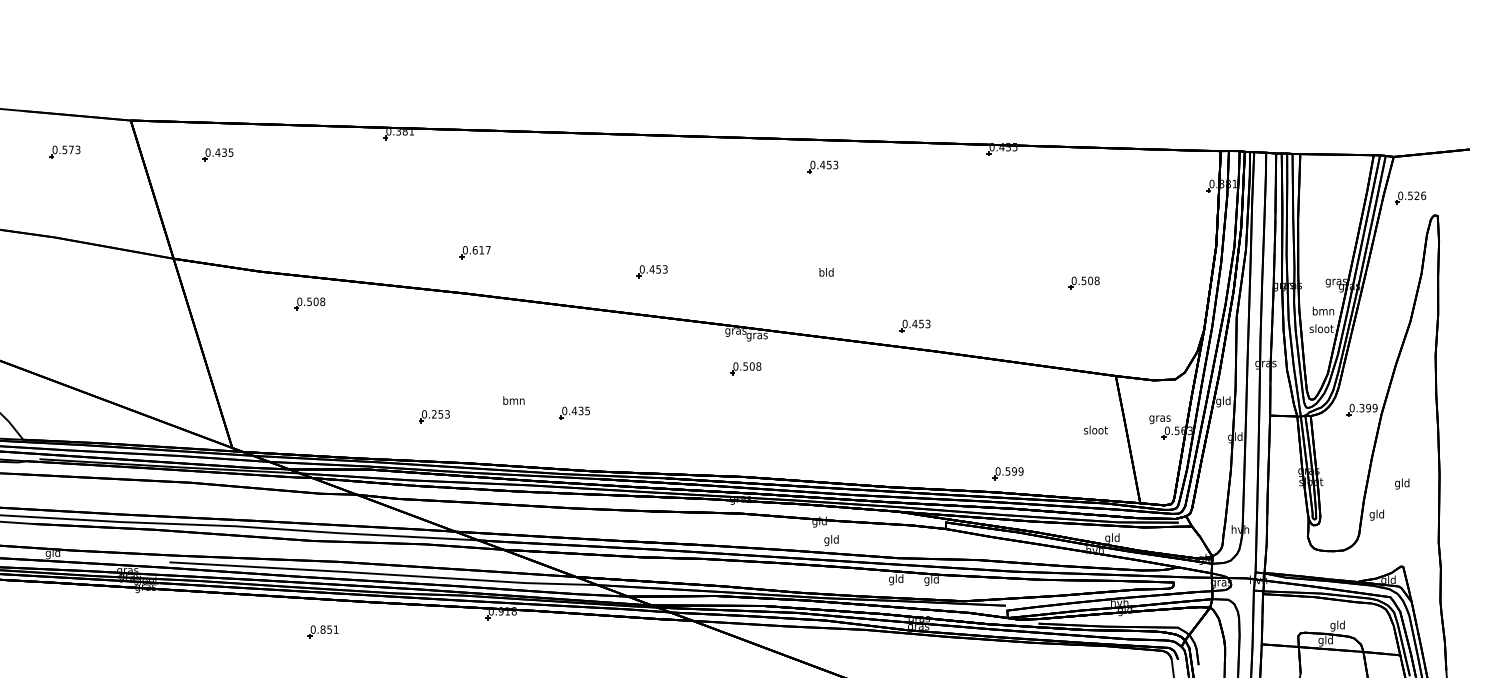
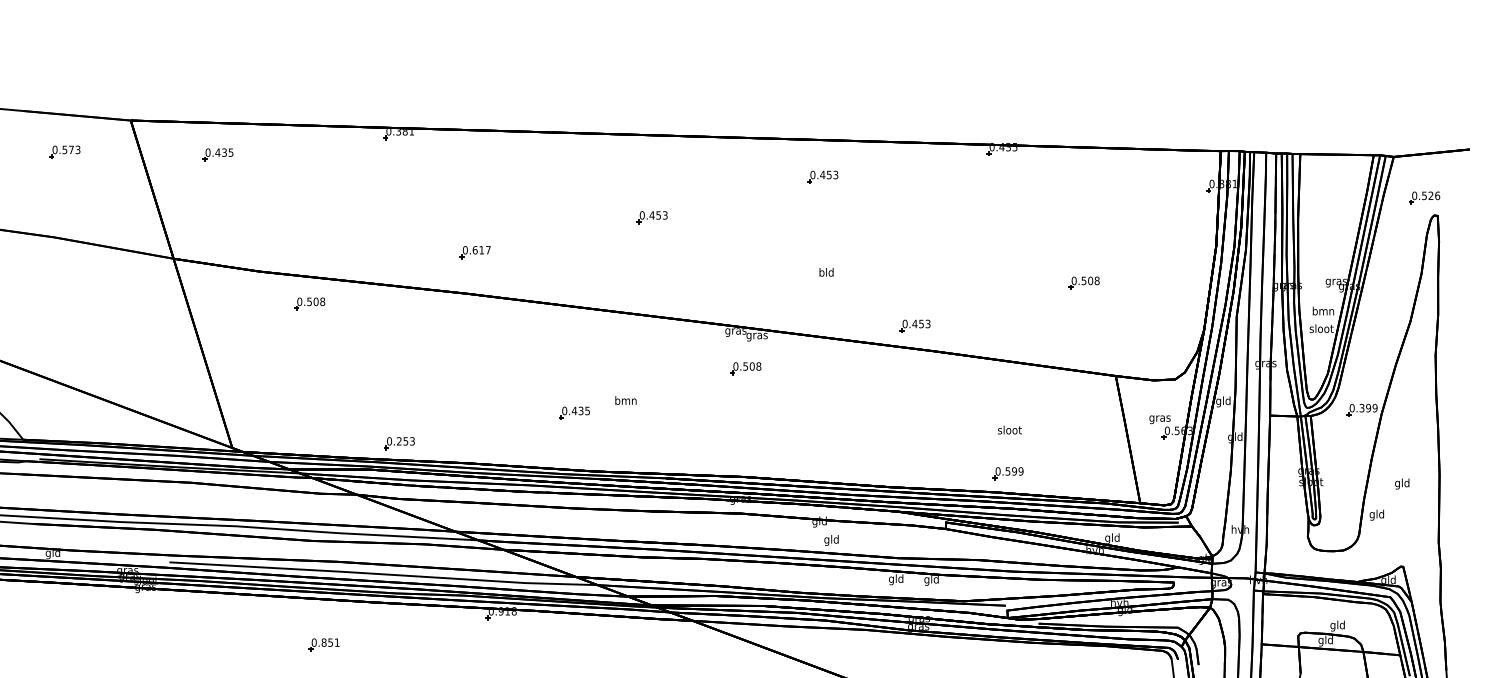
part position: (822, 166) -> (822, 176) (822, 176)
part position: (1410, 197) -> (1424, 197) (1424, 197)
part position: (651, 271) -> (651, 217) (651, 217)
text position: (513, 400) -> (625, 400) (625, 400)
part position: (434, 416) -> (399, 443) (399, 443)
text position: (1095, 429) -> (1009, 429) (1009, 429)
part position: (322, 631) -> (323, 644) (323, 644)
